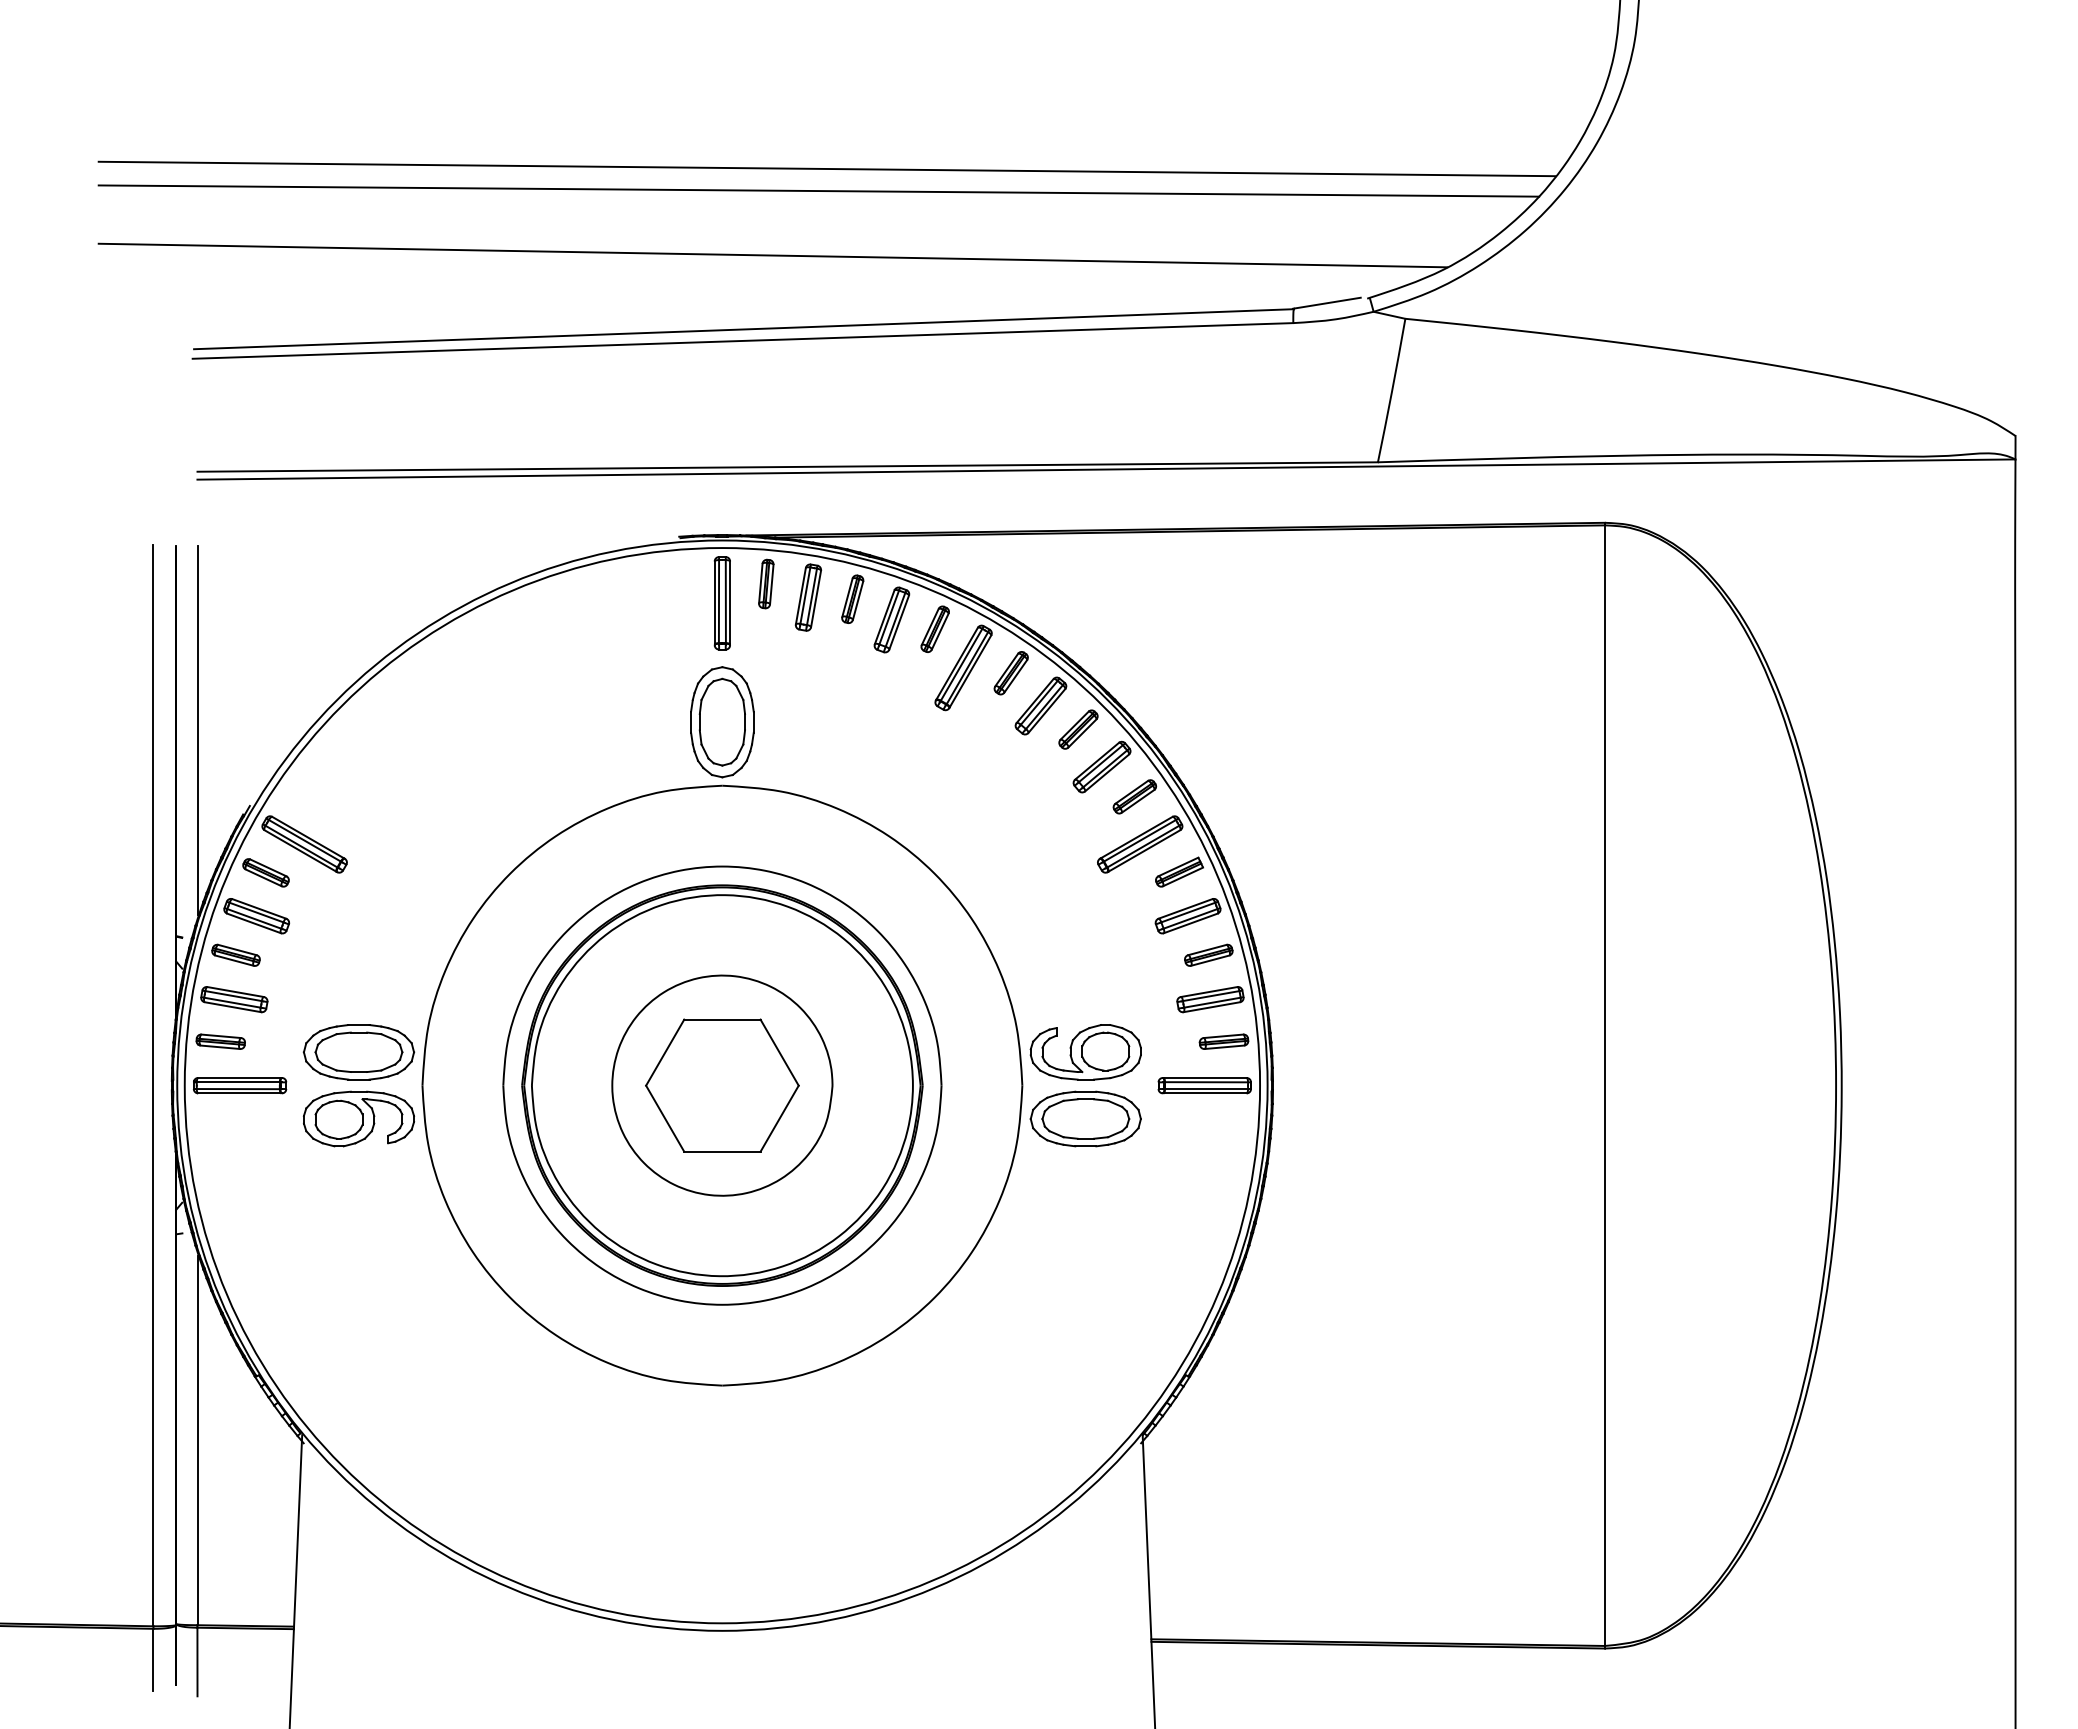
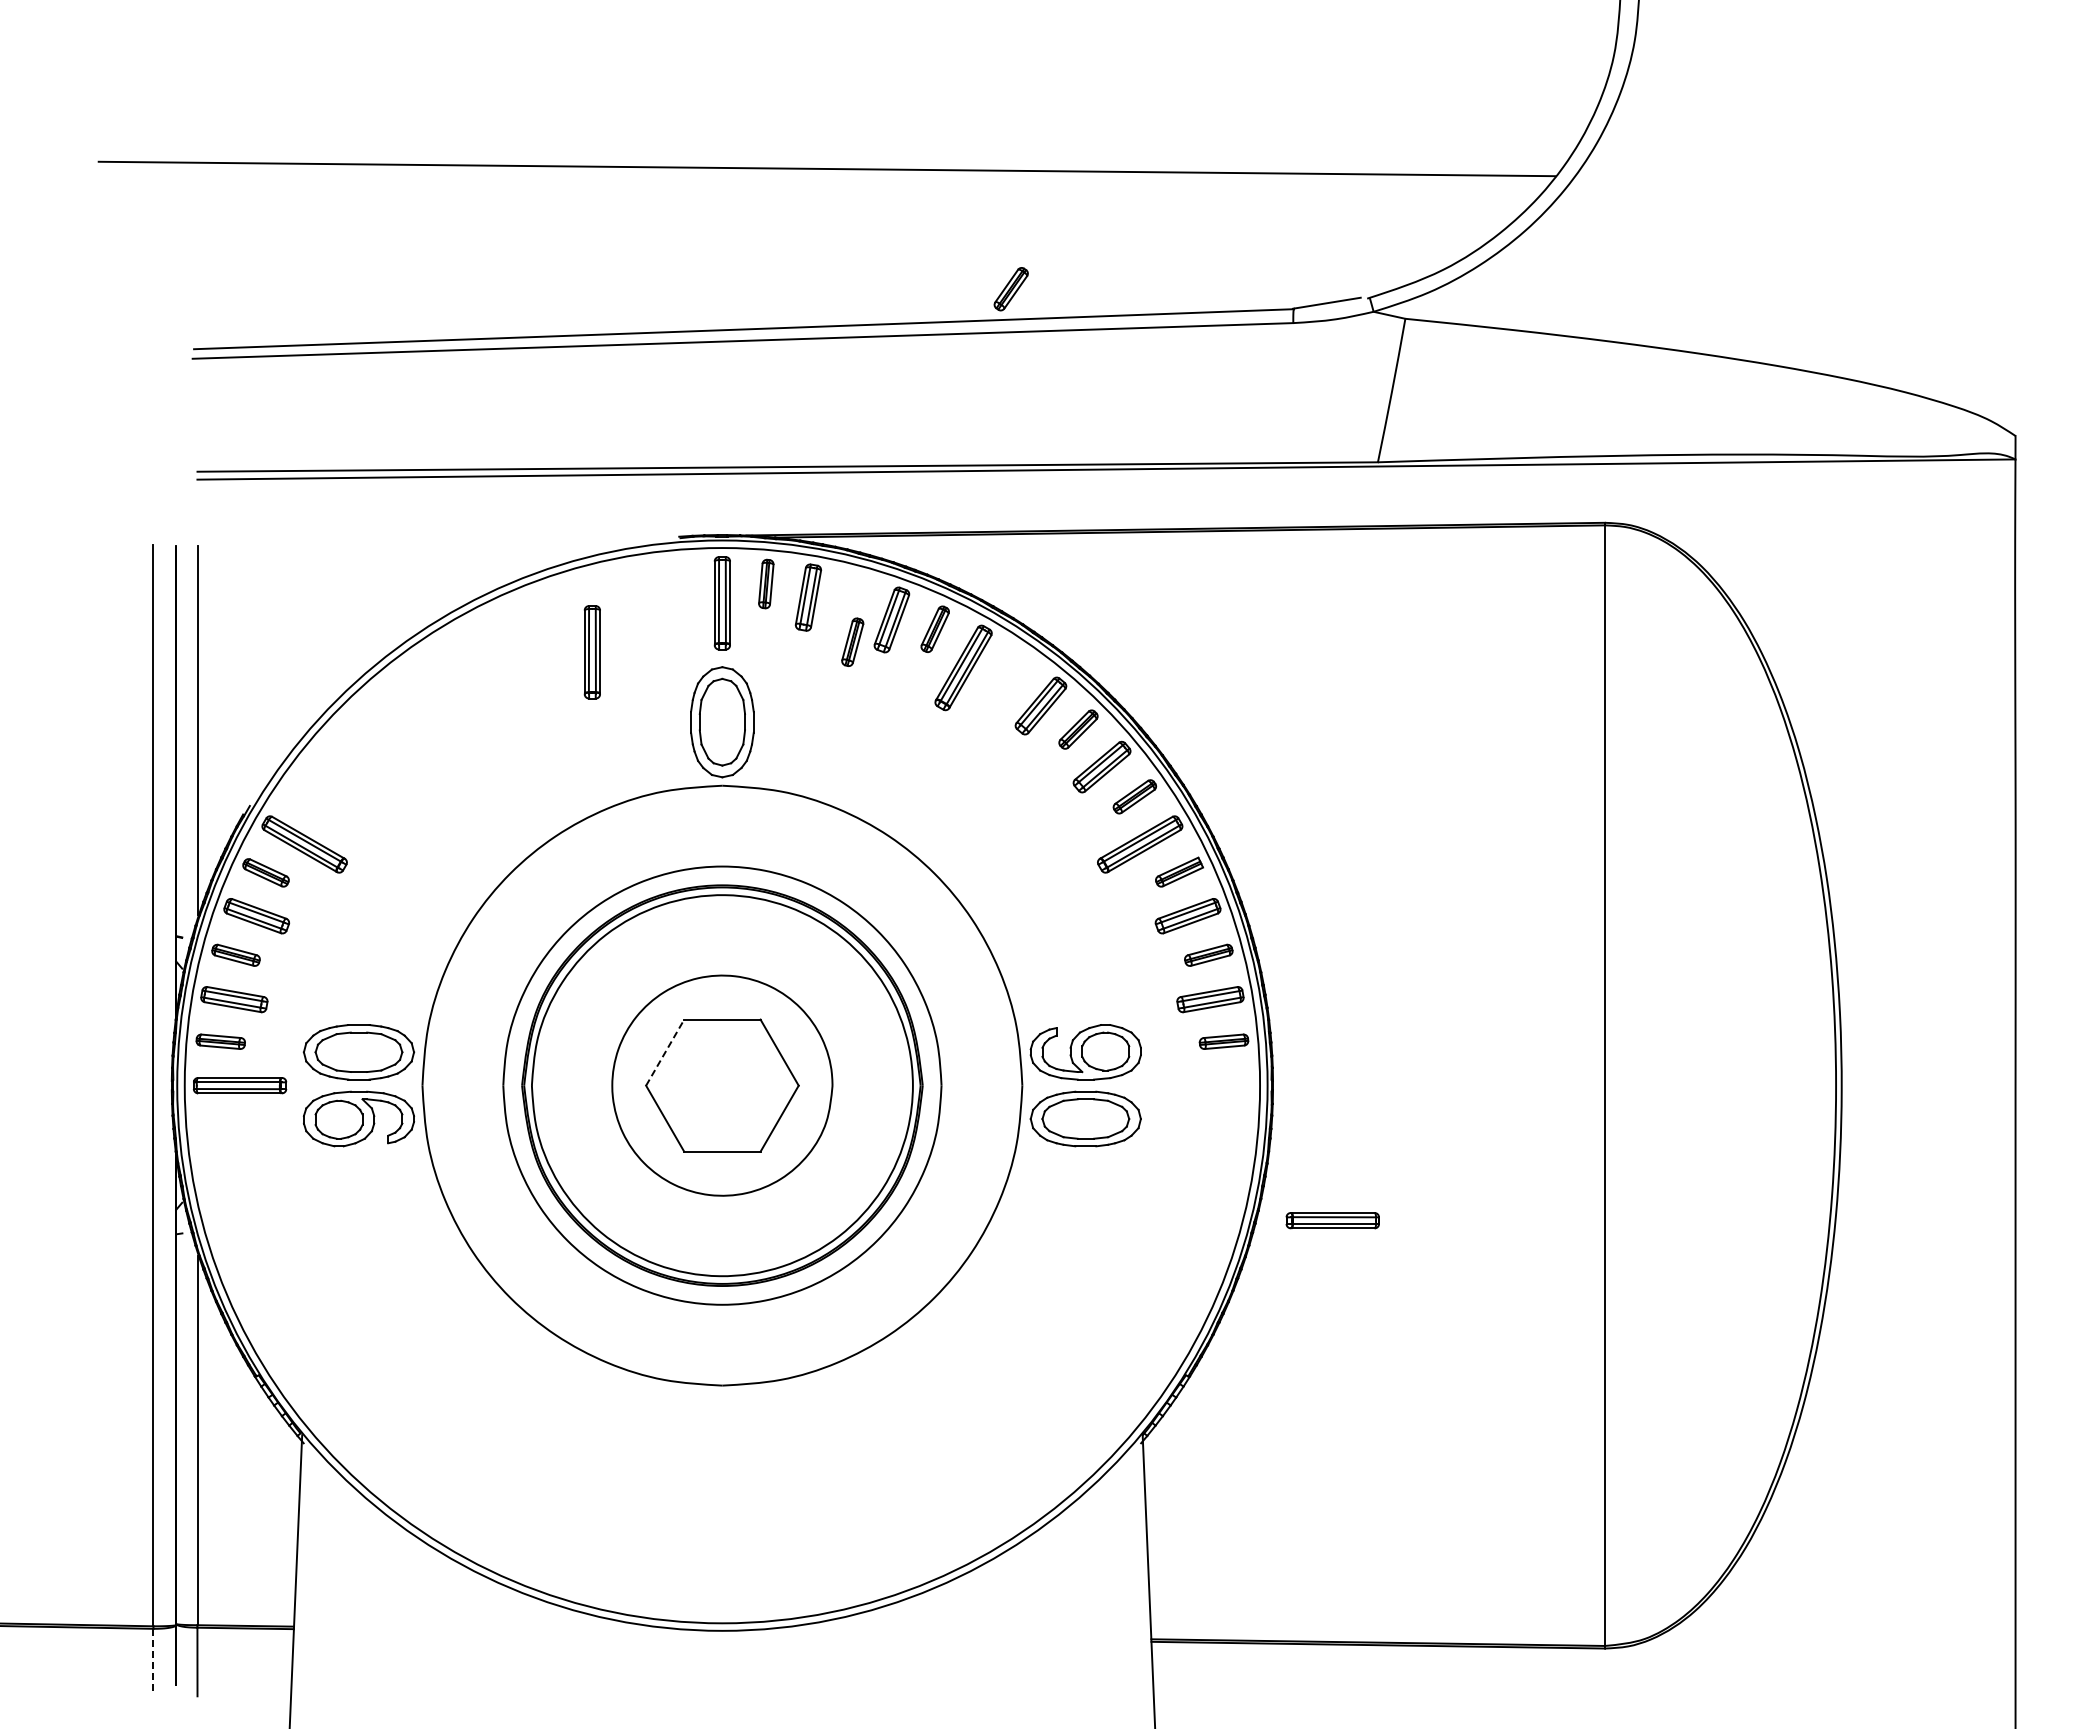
line: present -> none (818, 190)
line: present -> none (772, 255)
part position: (852, 598) -> (852, 641) (852, 641)
part: none -> present (591, 652)
part position: (1010, 673) -> (1010, 289) (1010, 289)
line: solid -> dashed (665, 1052)
part position: (1204, 1085) -> (1332, 1220) (1332, 1220)
line: solid -> dashed (153, 1659)
